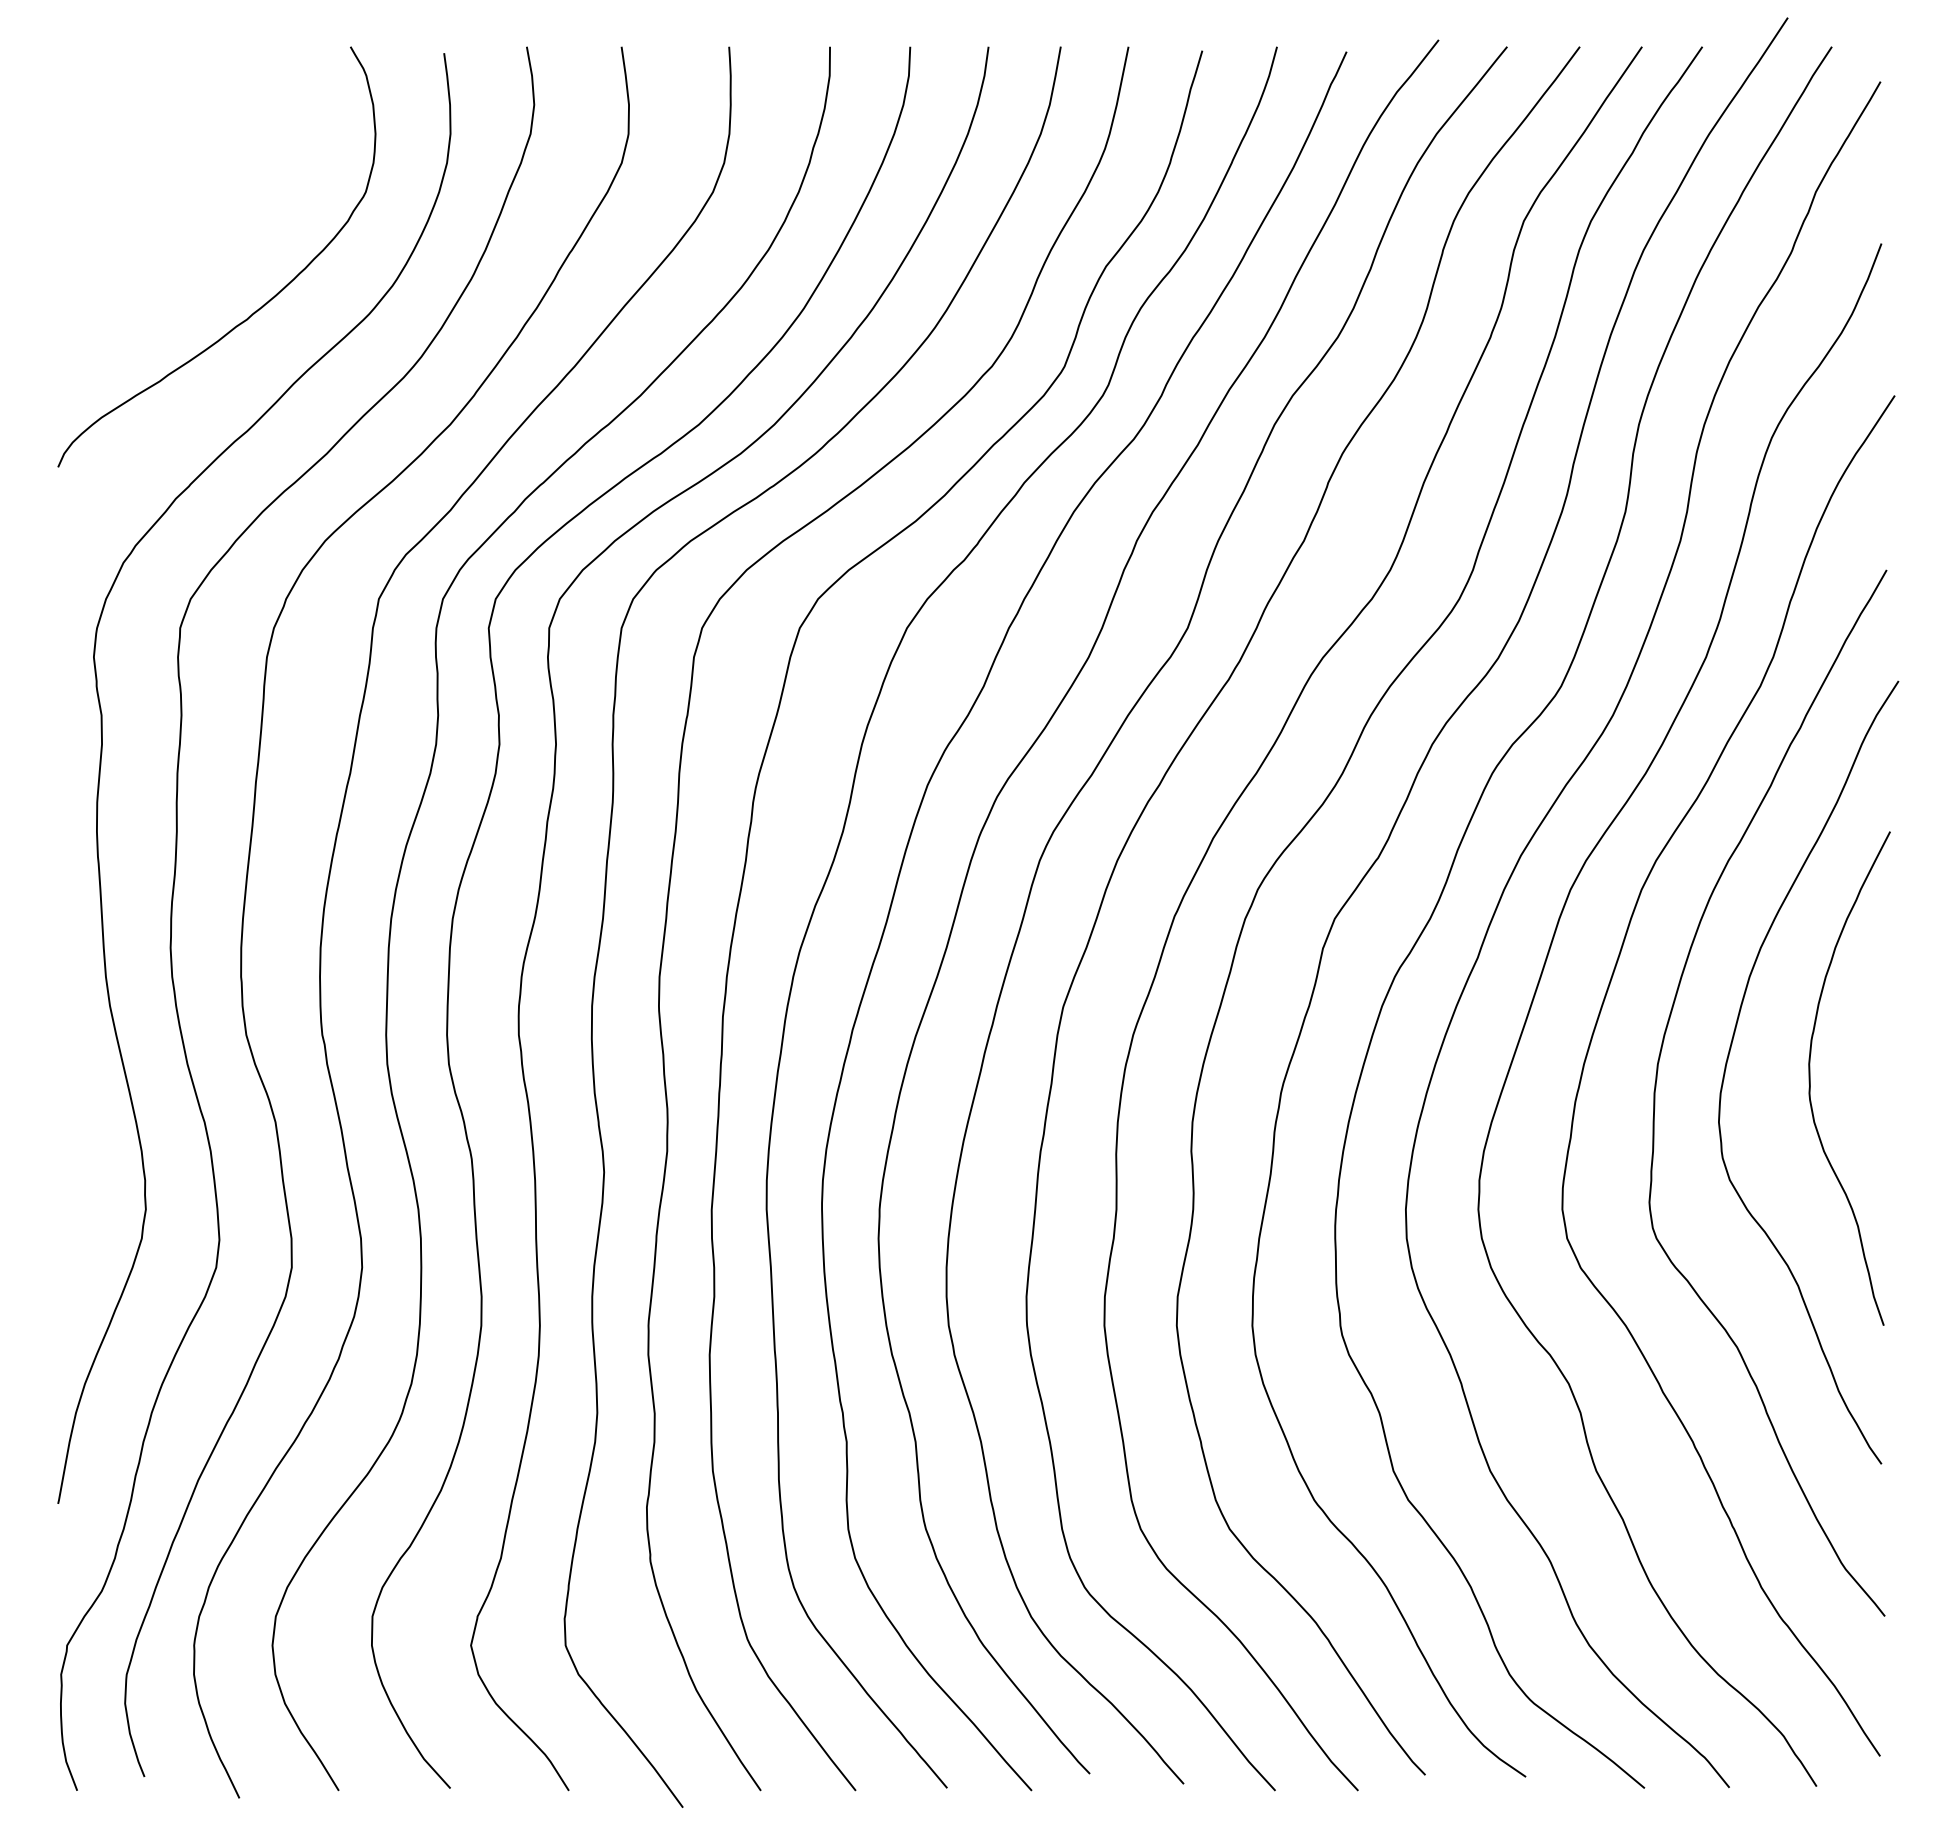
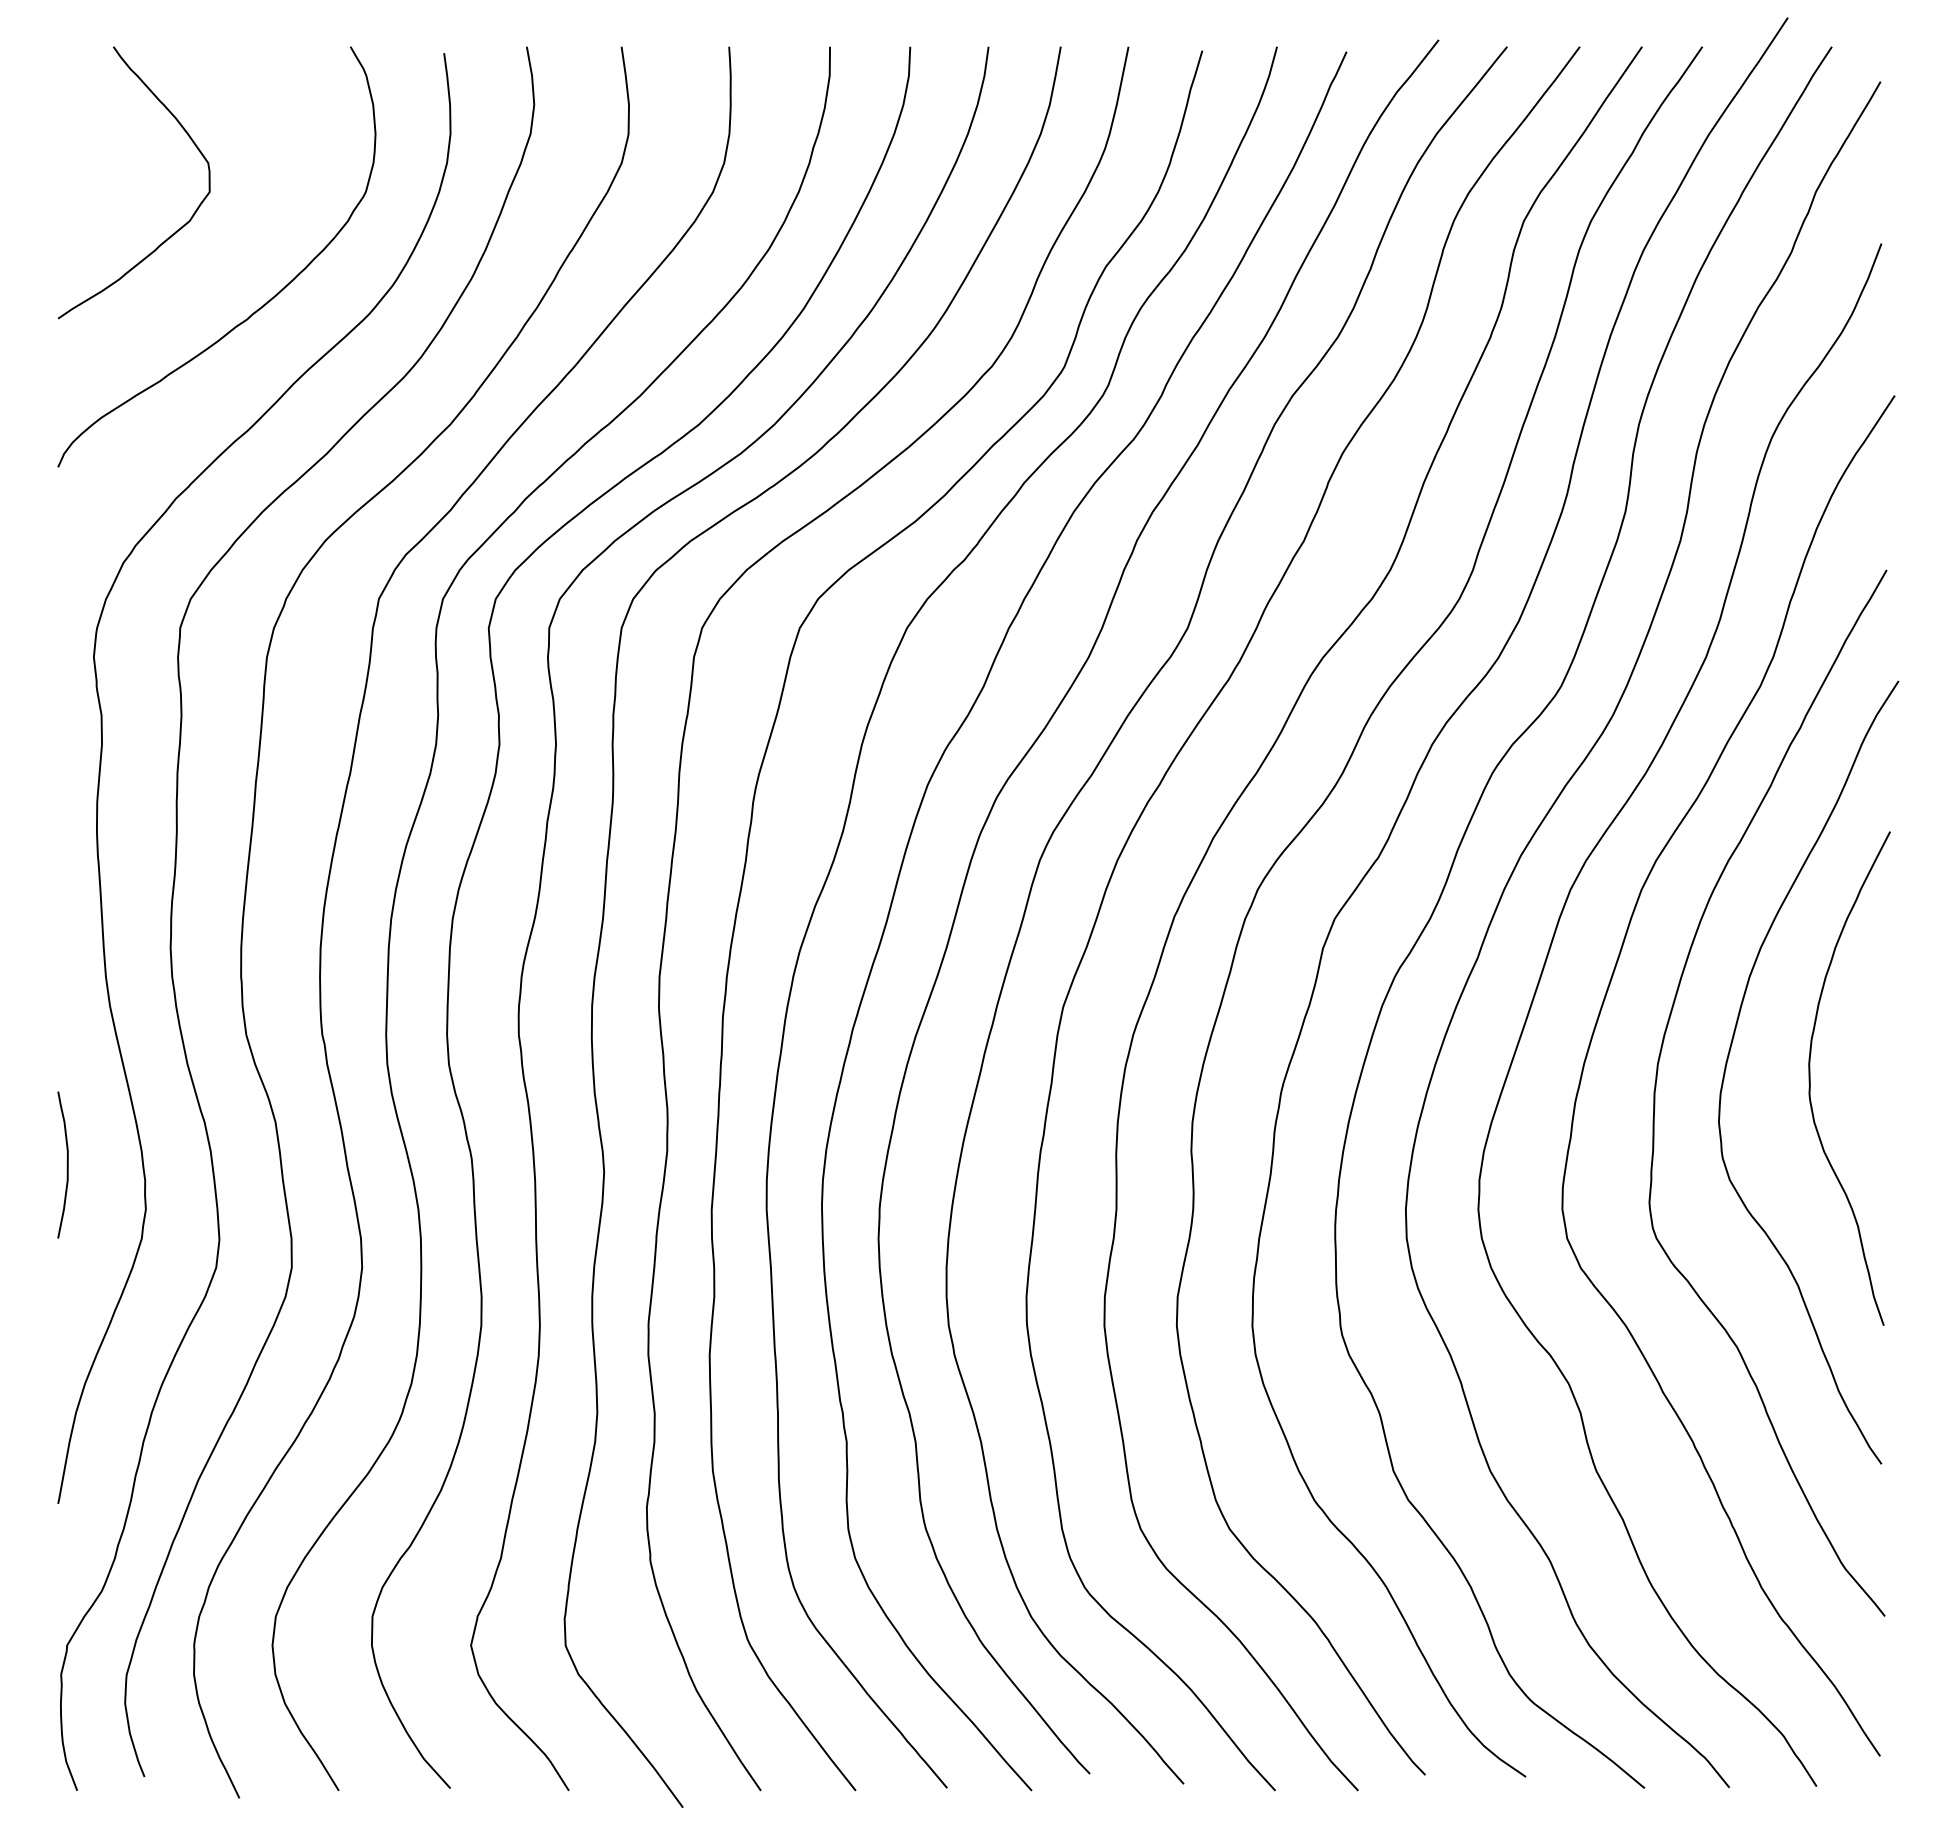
curve: none -> present (177, 229)
curve: none -> present (66, 1164)
